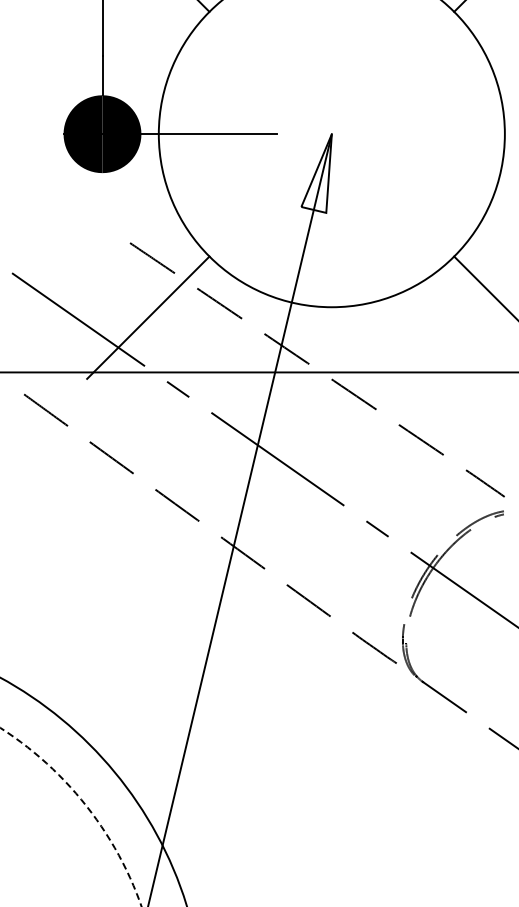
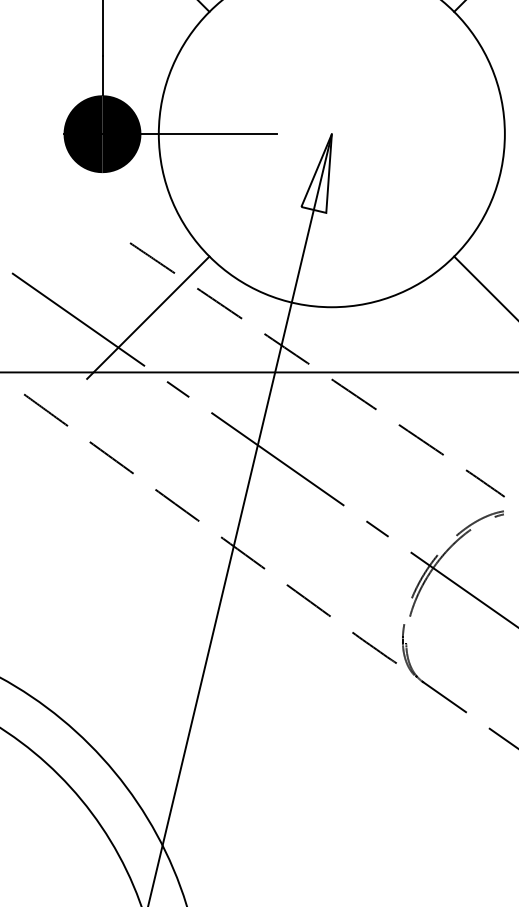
circle: dashed -> solid (70, 817)
